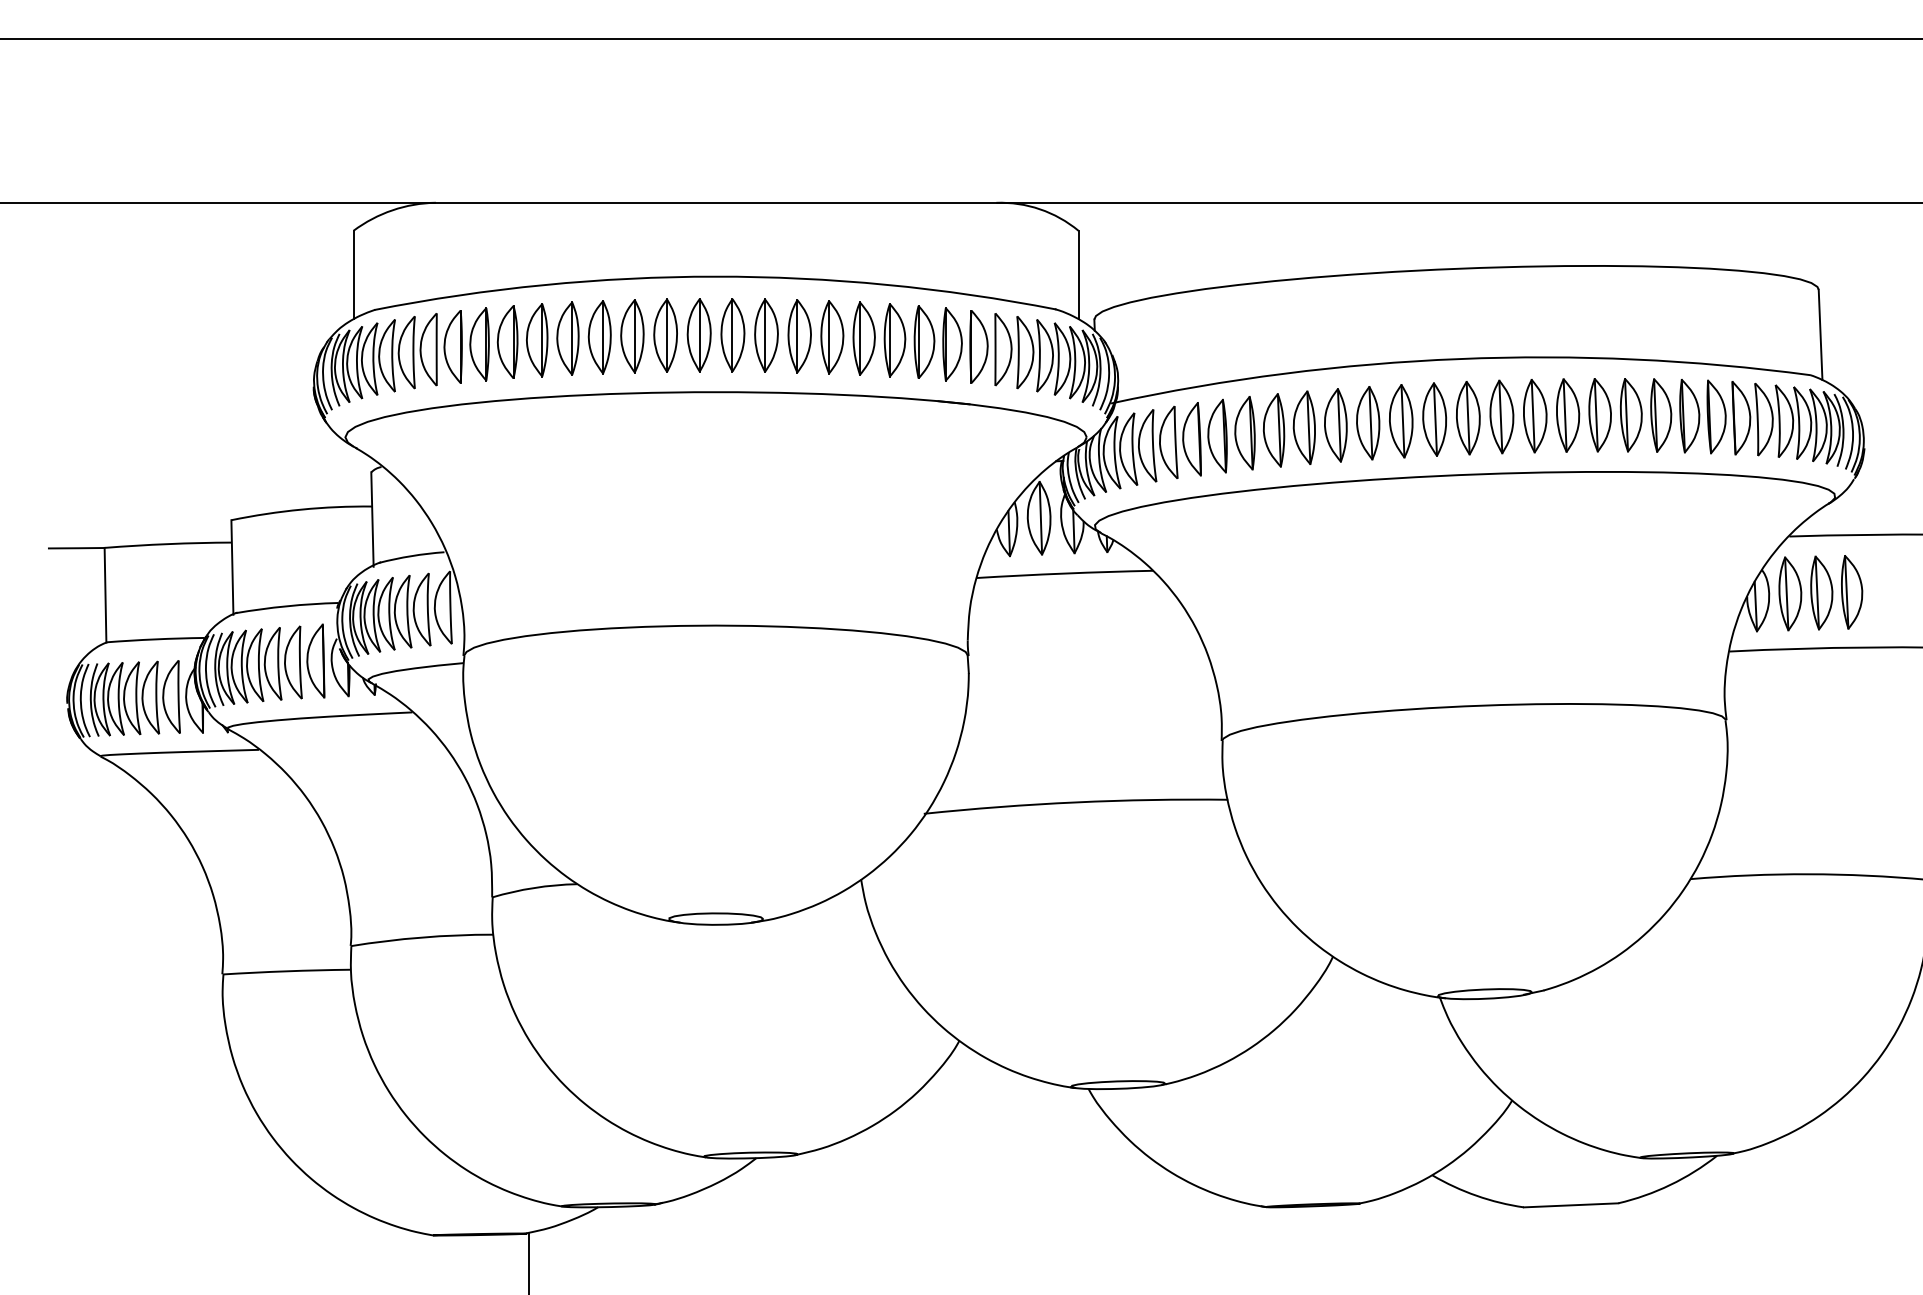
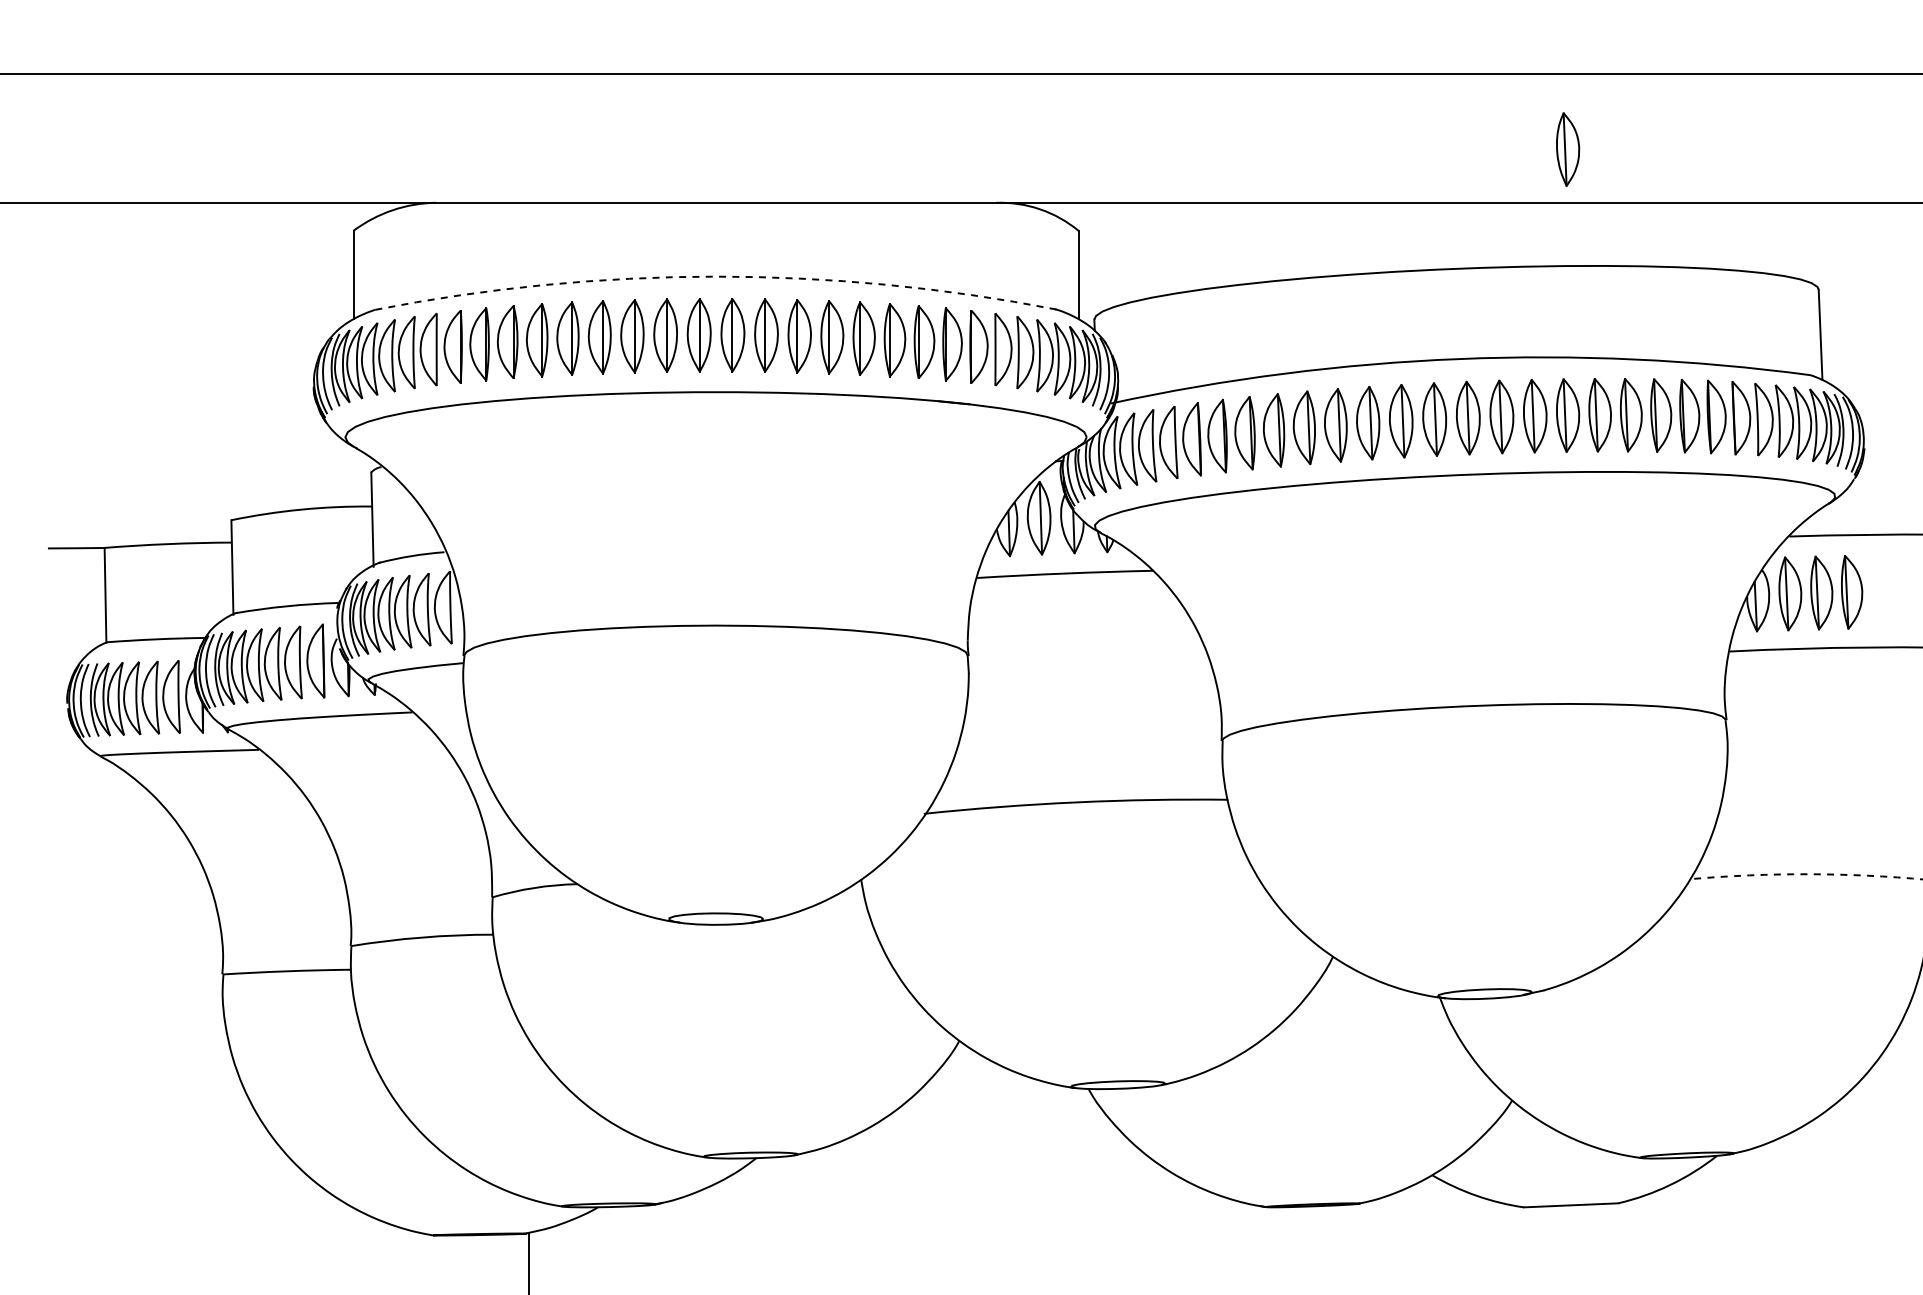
line position: (960, 38) -> (960, 73) (960, 73)
part: none -> present (1568, 149)
arc: solid -> dashed (715, 276)
arc: solid -> dashed (1806, 874)
